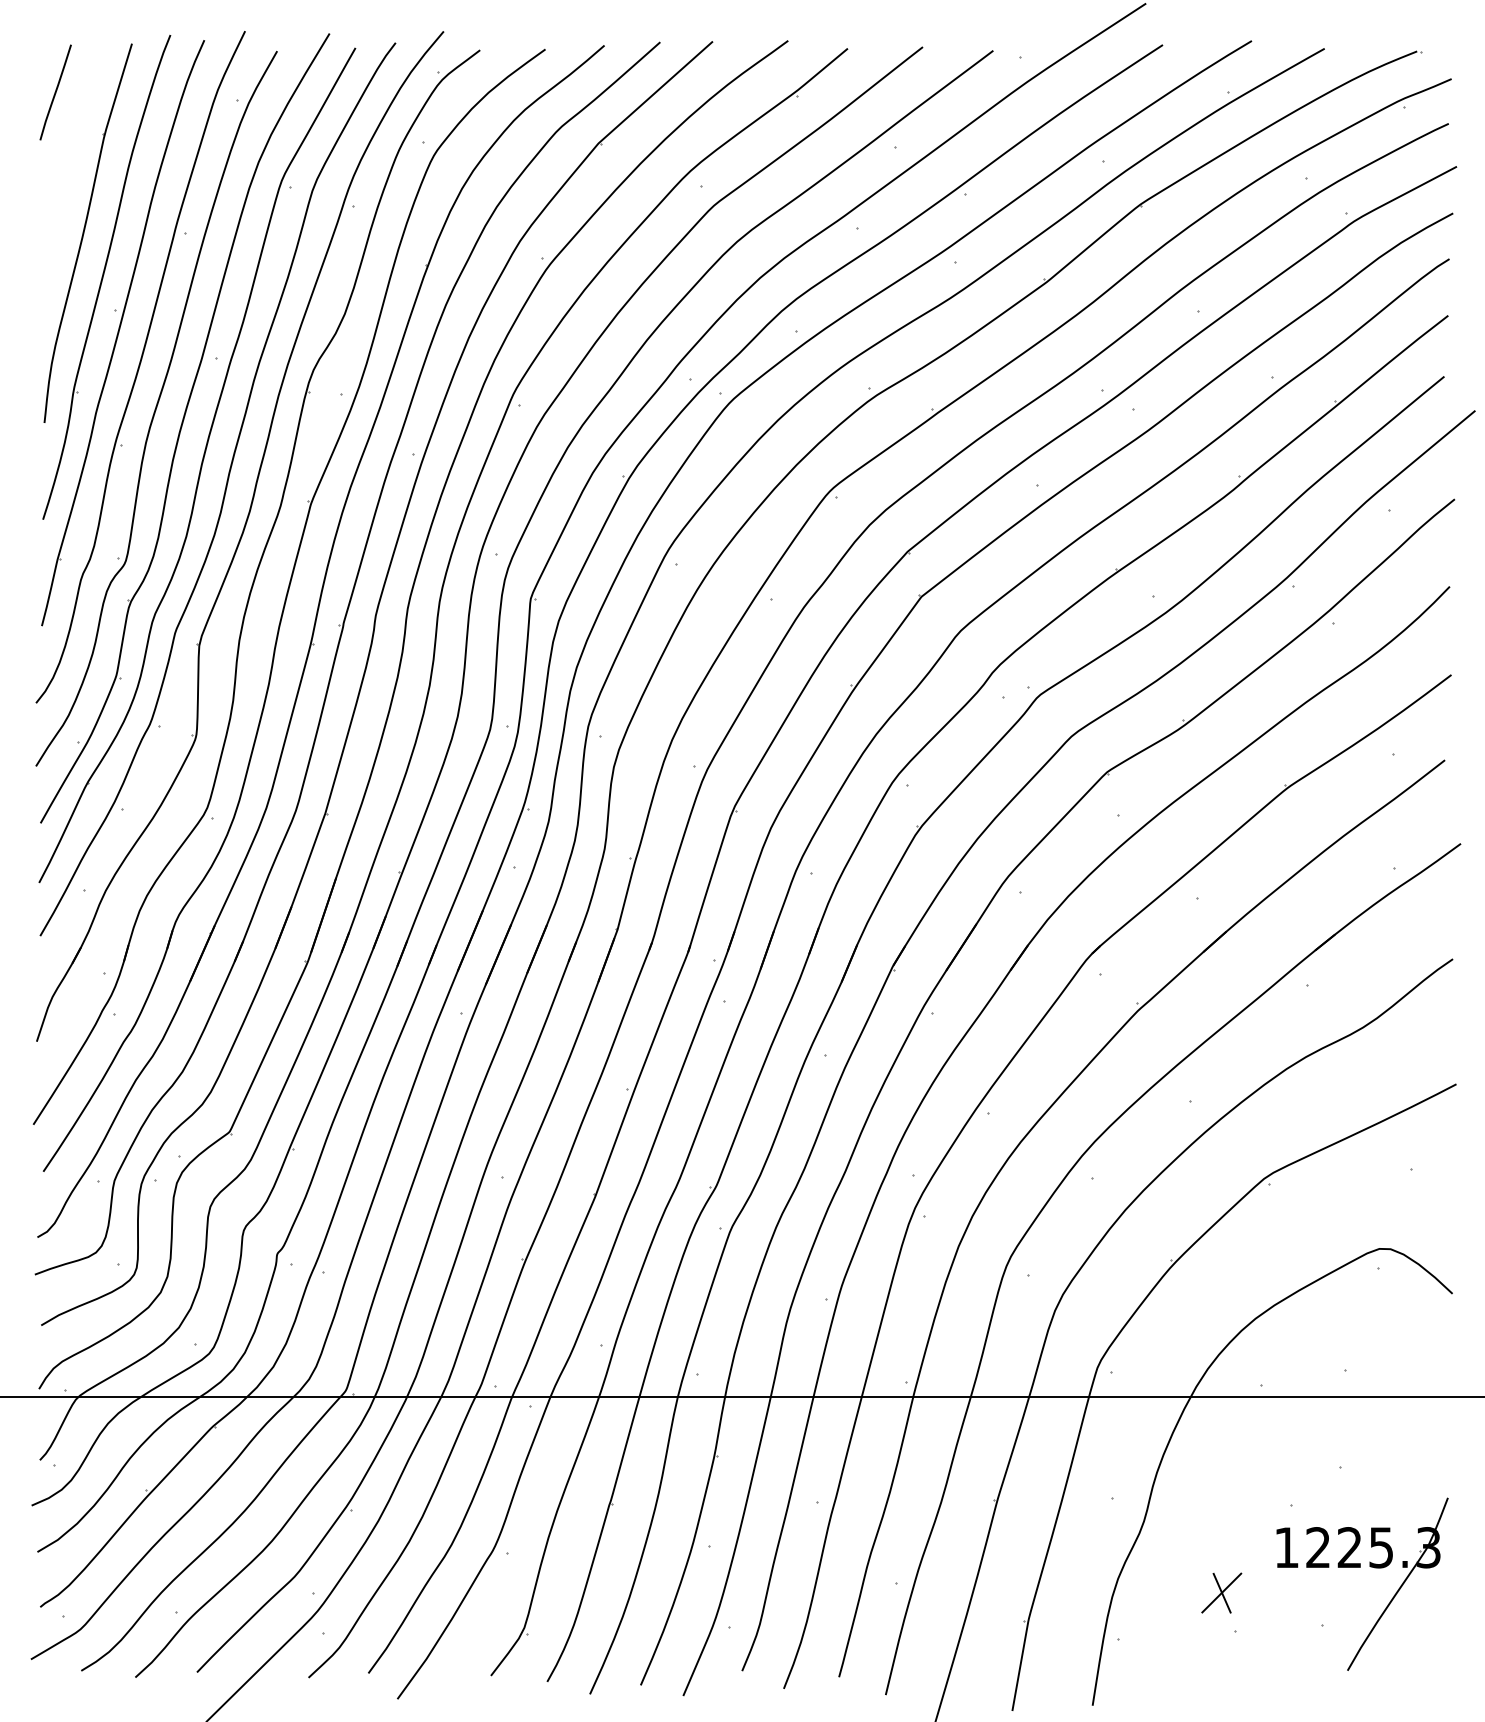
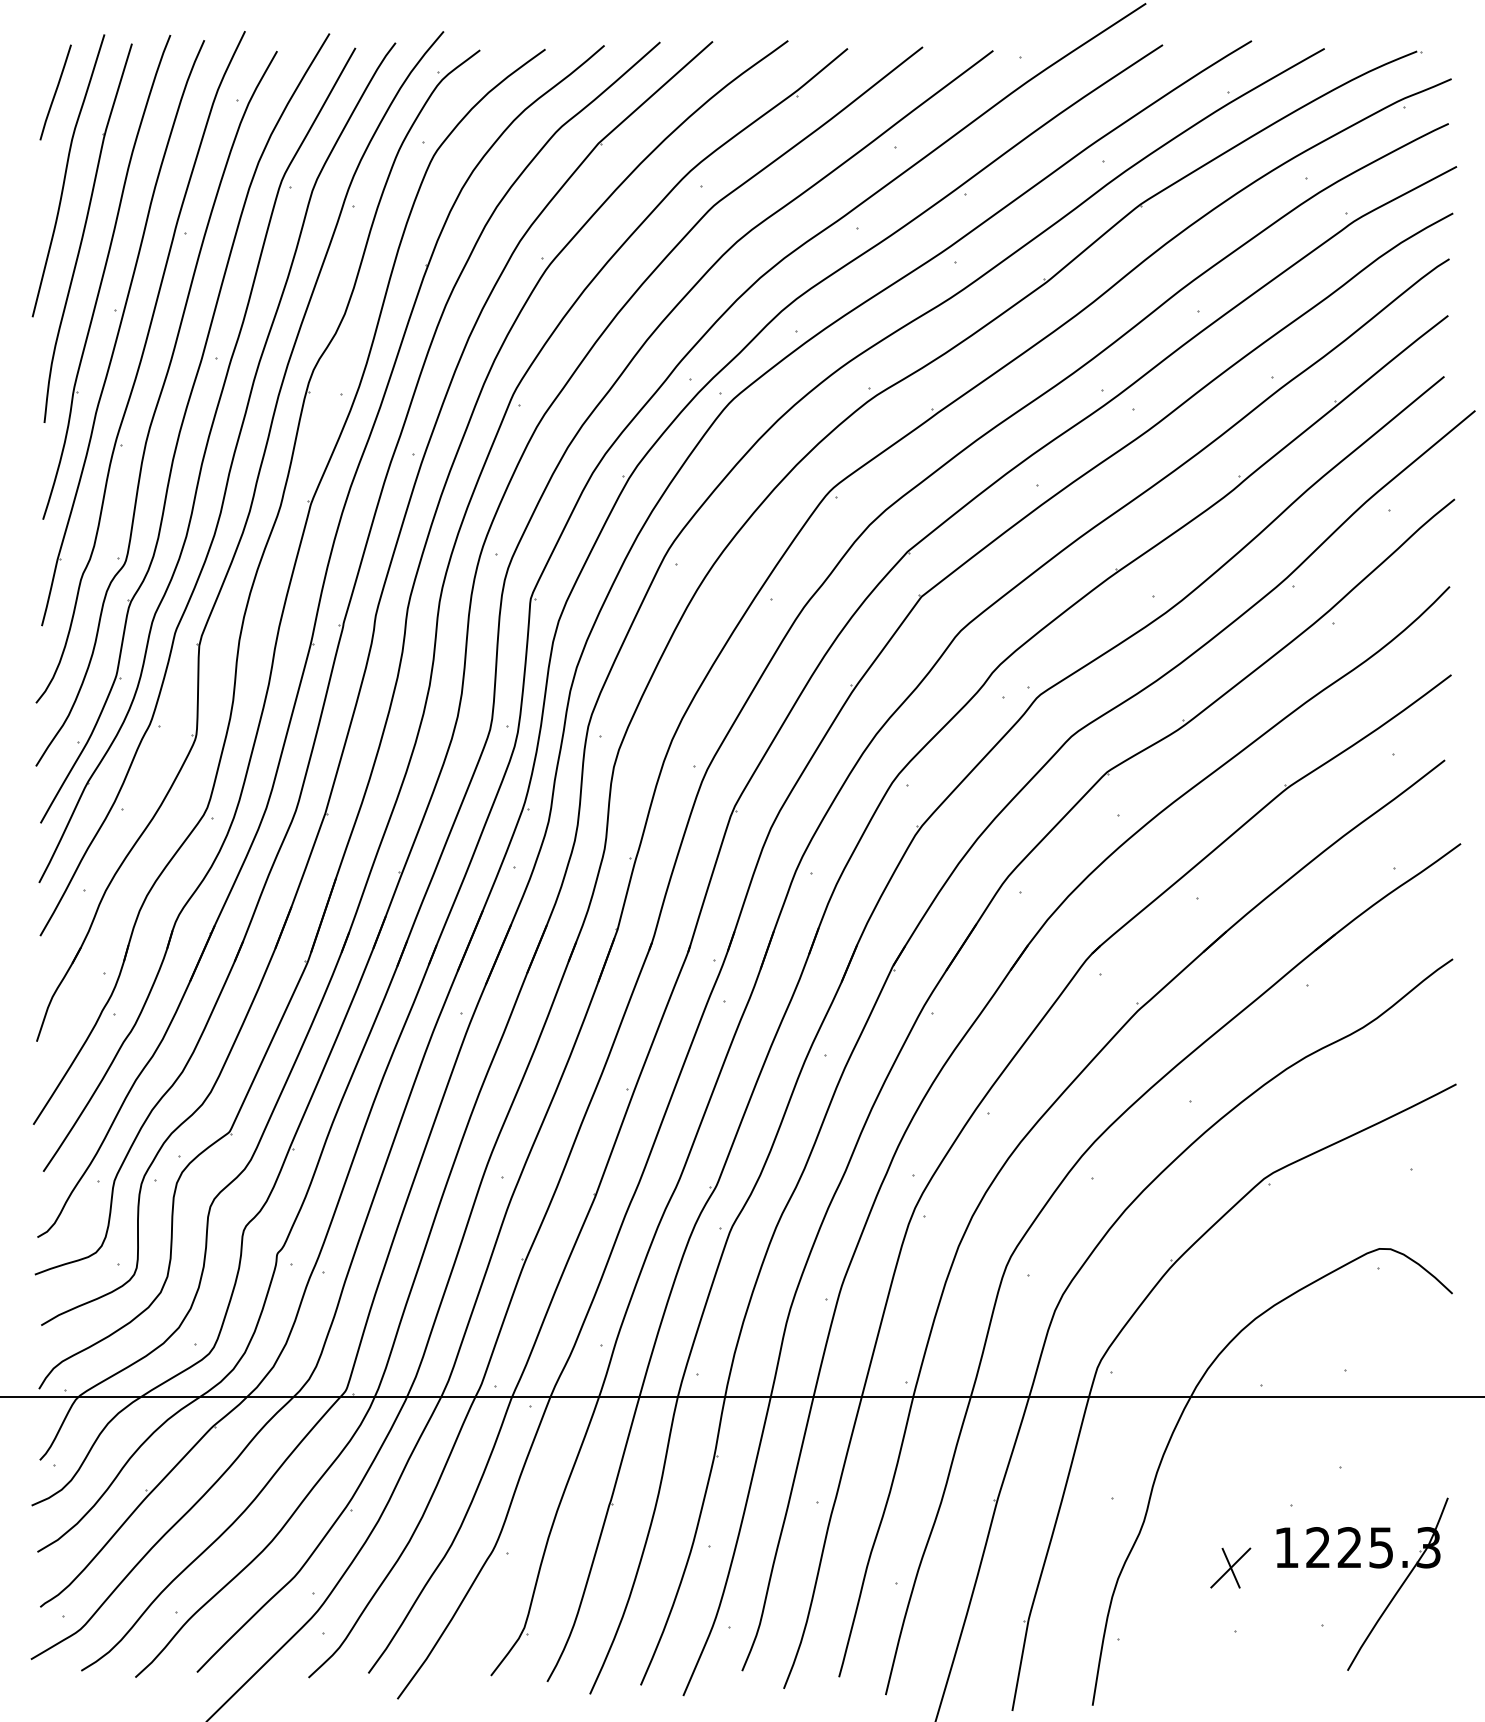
curve: none -> present (66, 175)
part position: (1221, 1592) -> (1230, 1567) (1230, 1567)
